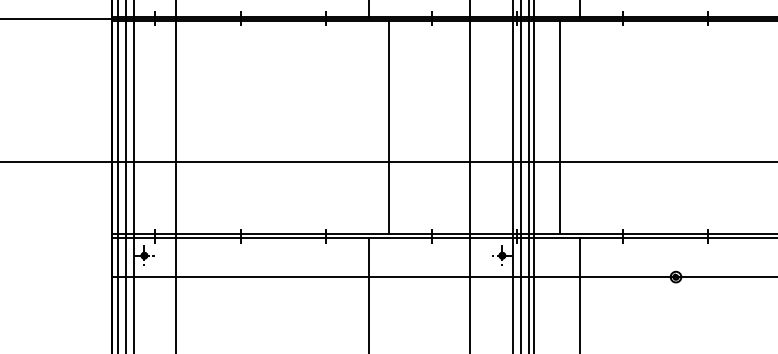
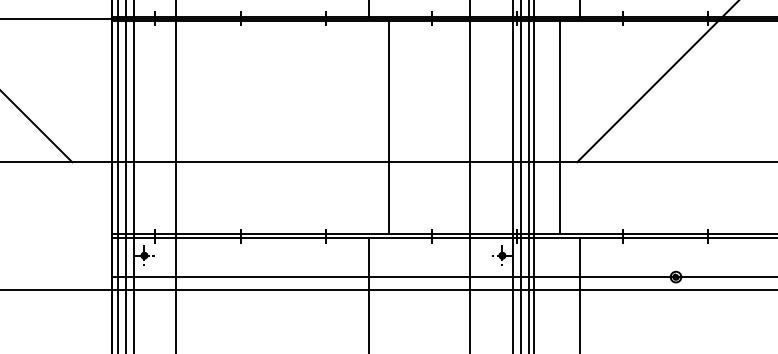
line: none -> present (657, 82)
line: none -> present (37, 127)
line: none -> present (388, 290)
